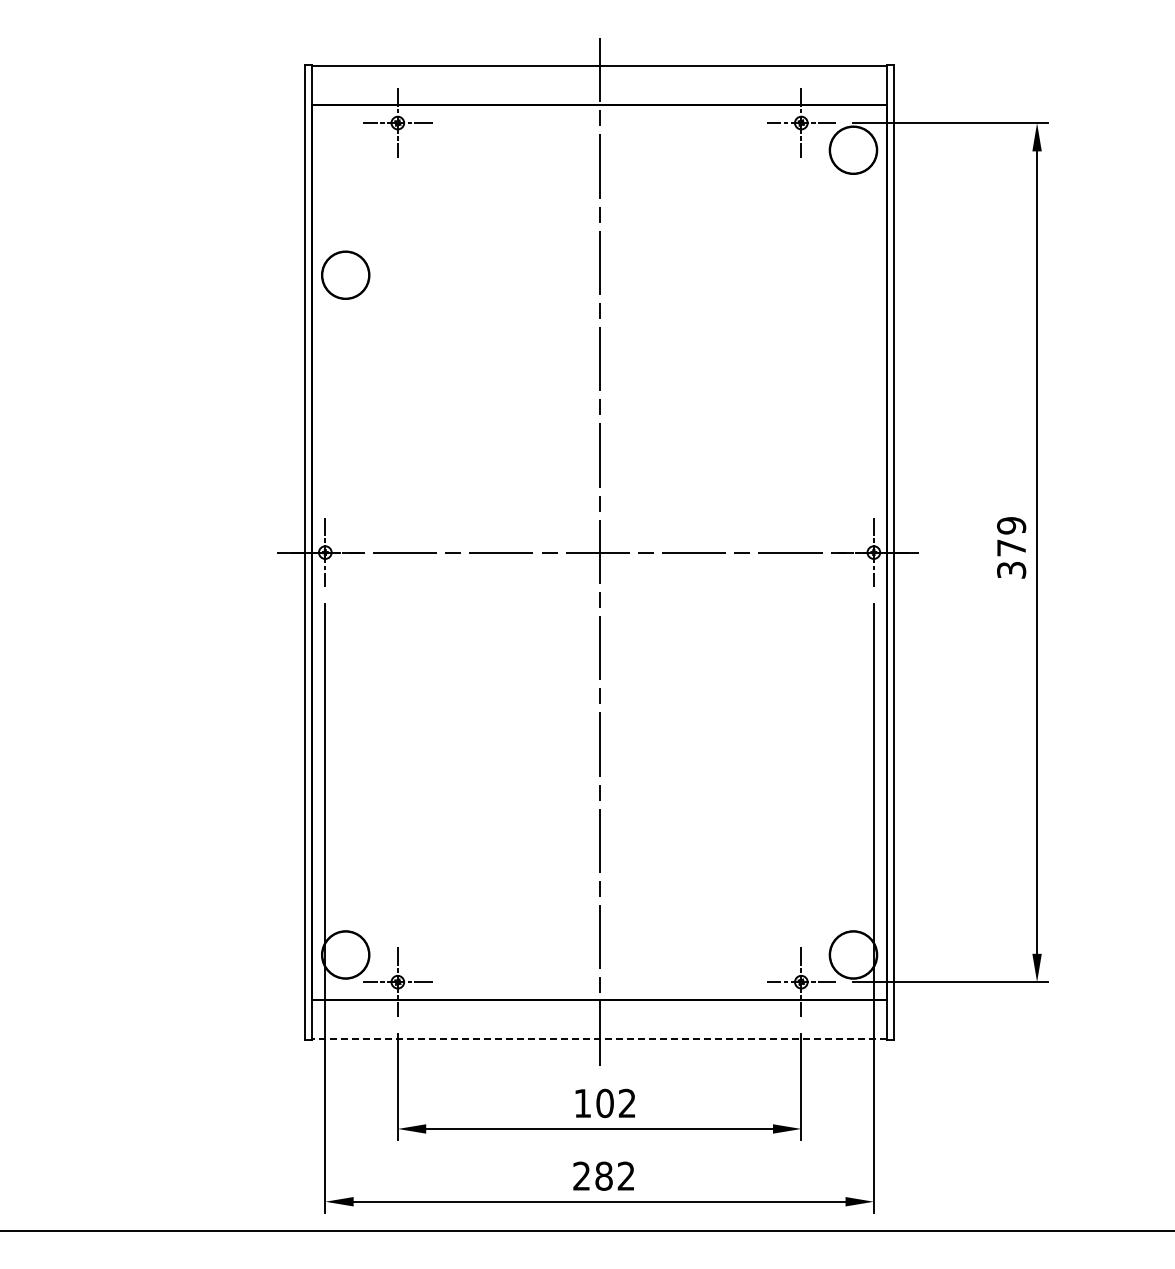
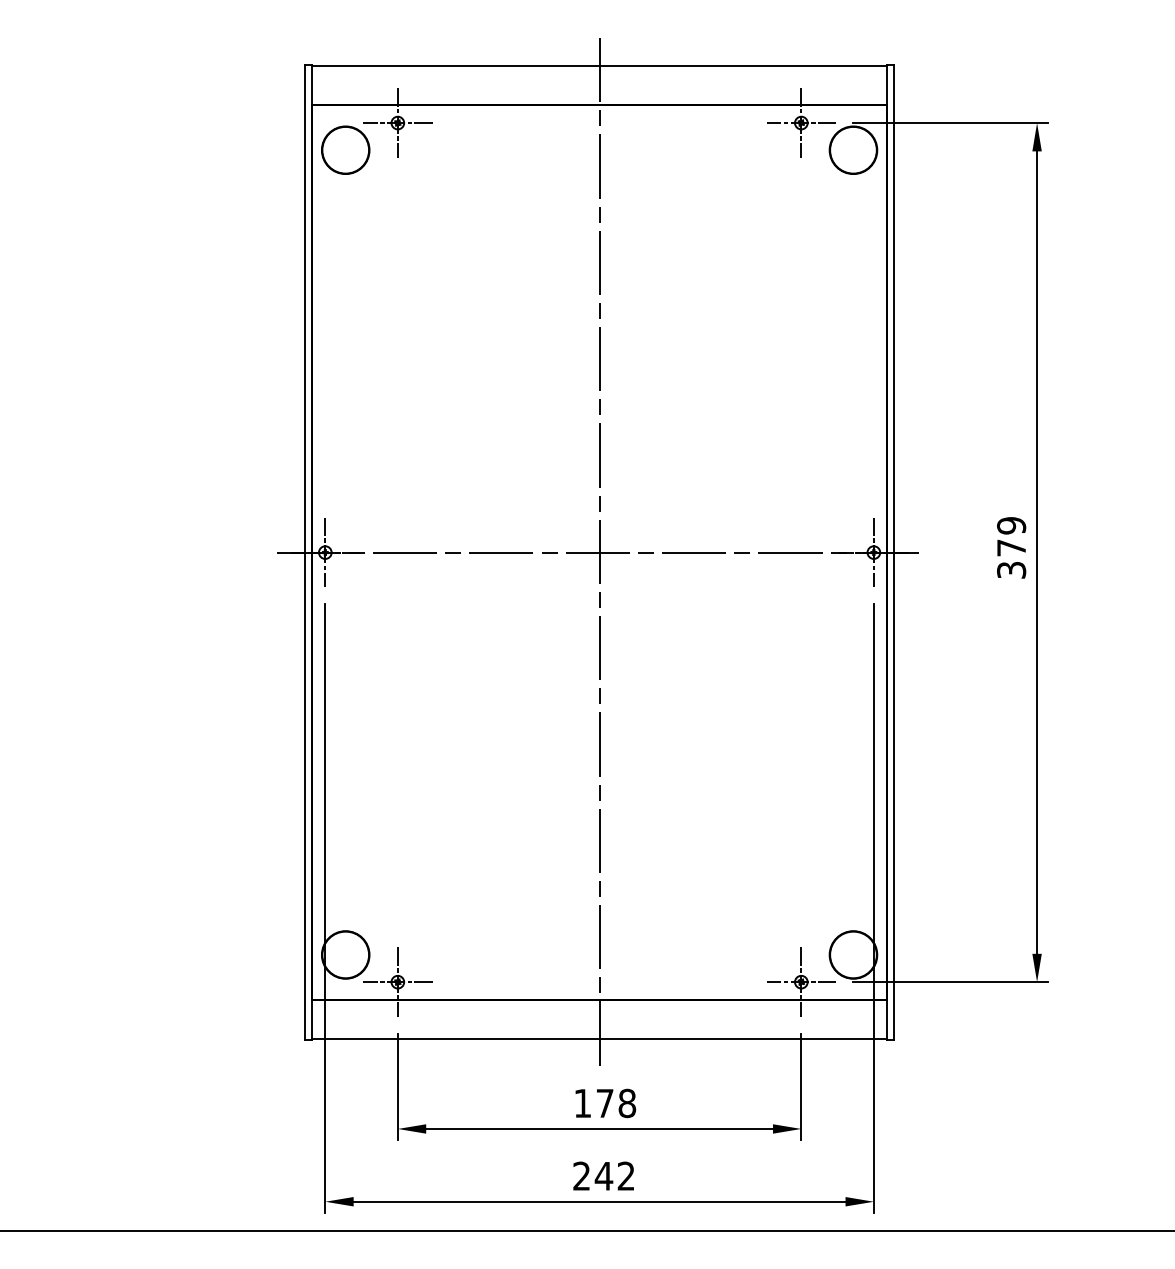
circle position: (345, 274) -> (345, 149) (345, 149)
line: dashed -> solid (599, 1038)
text: 102 -> 178 (616, 1103)
text: 282 -> 242 (603, 1175)
